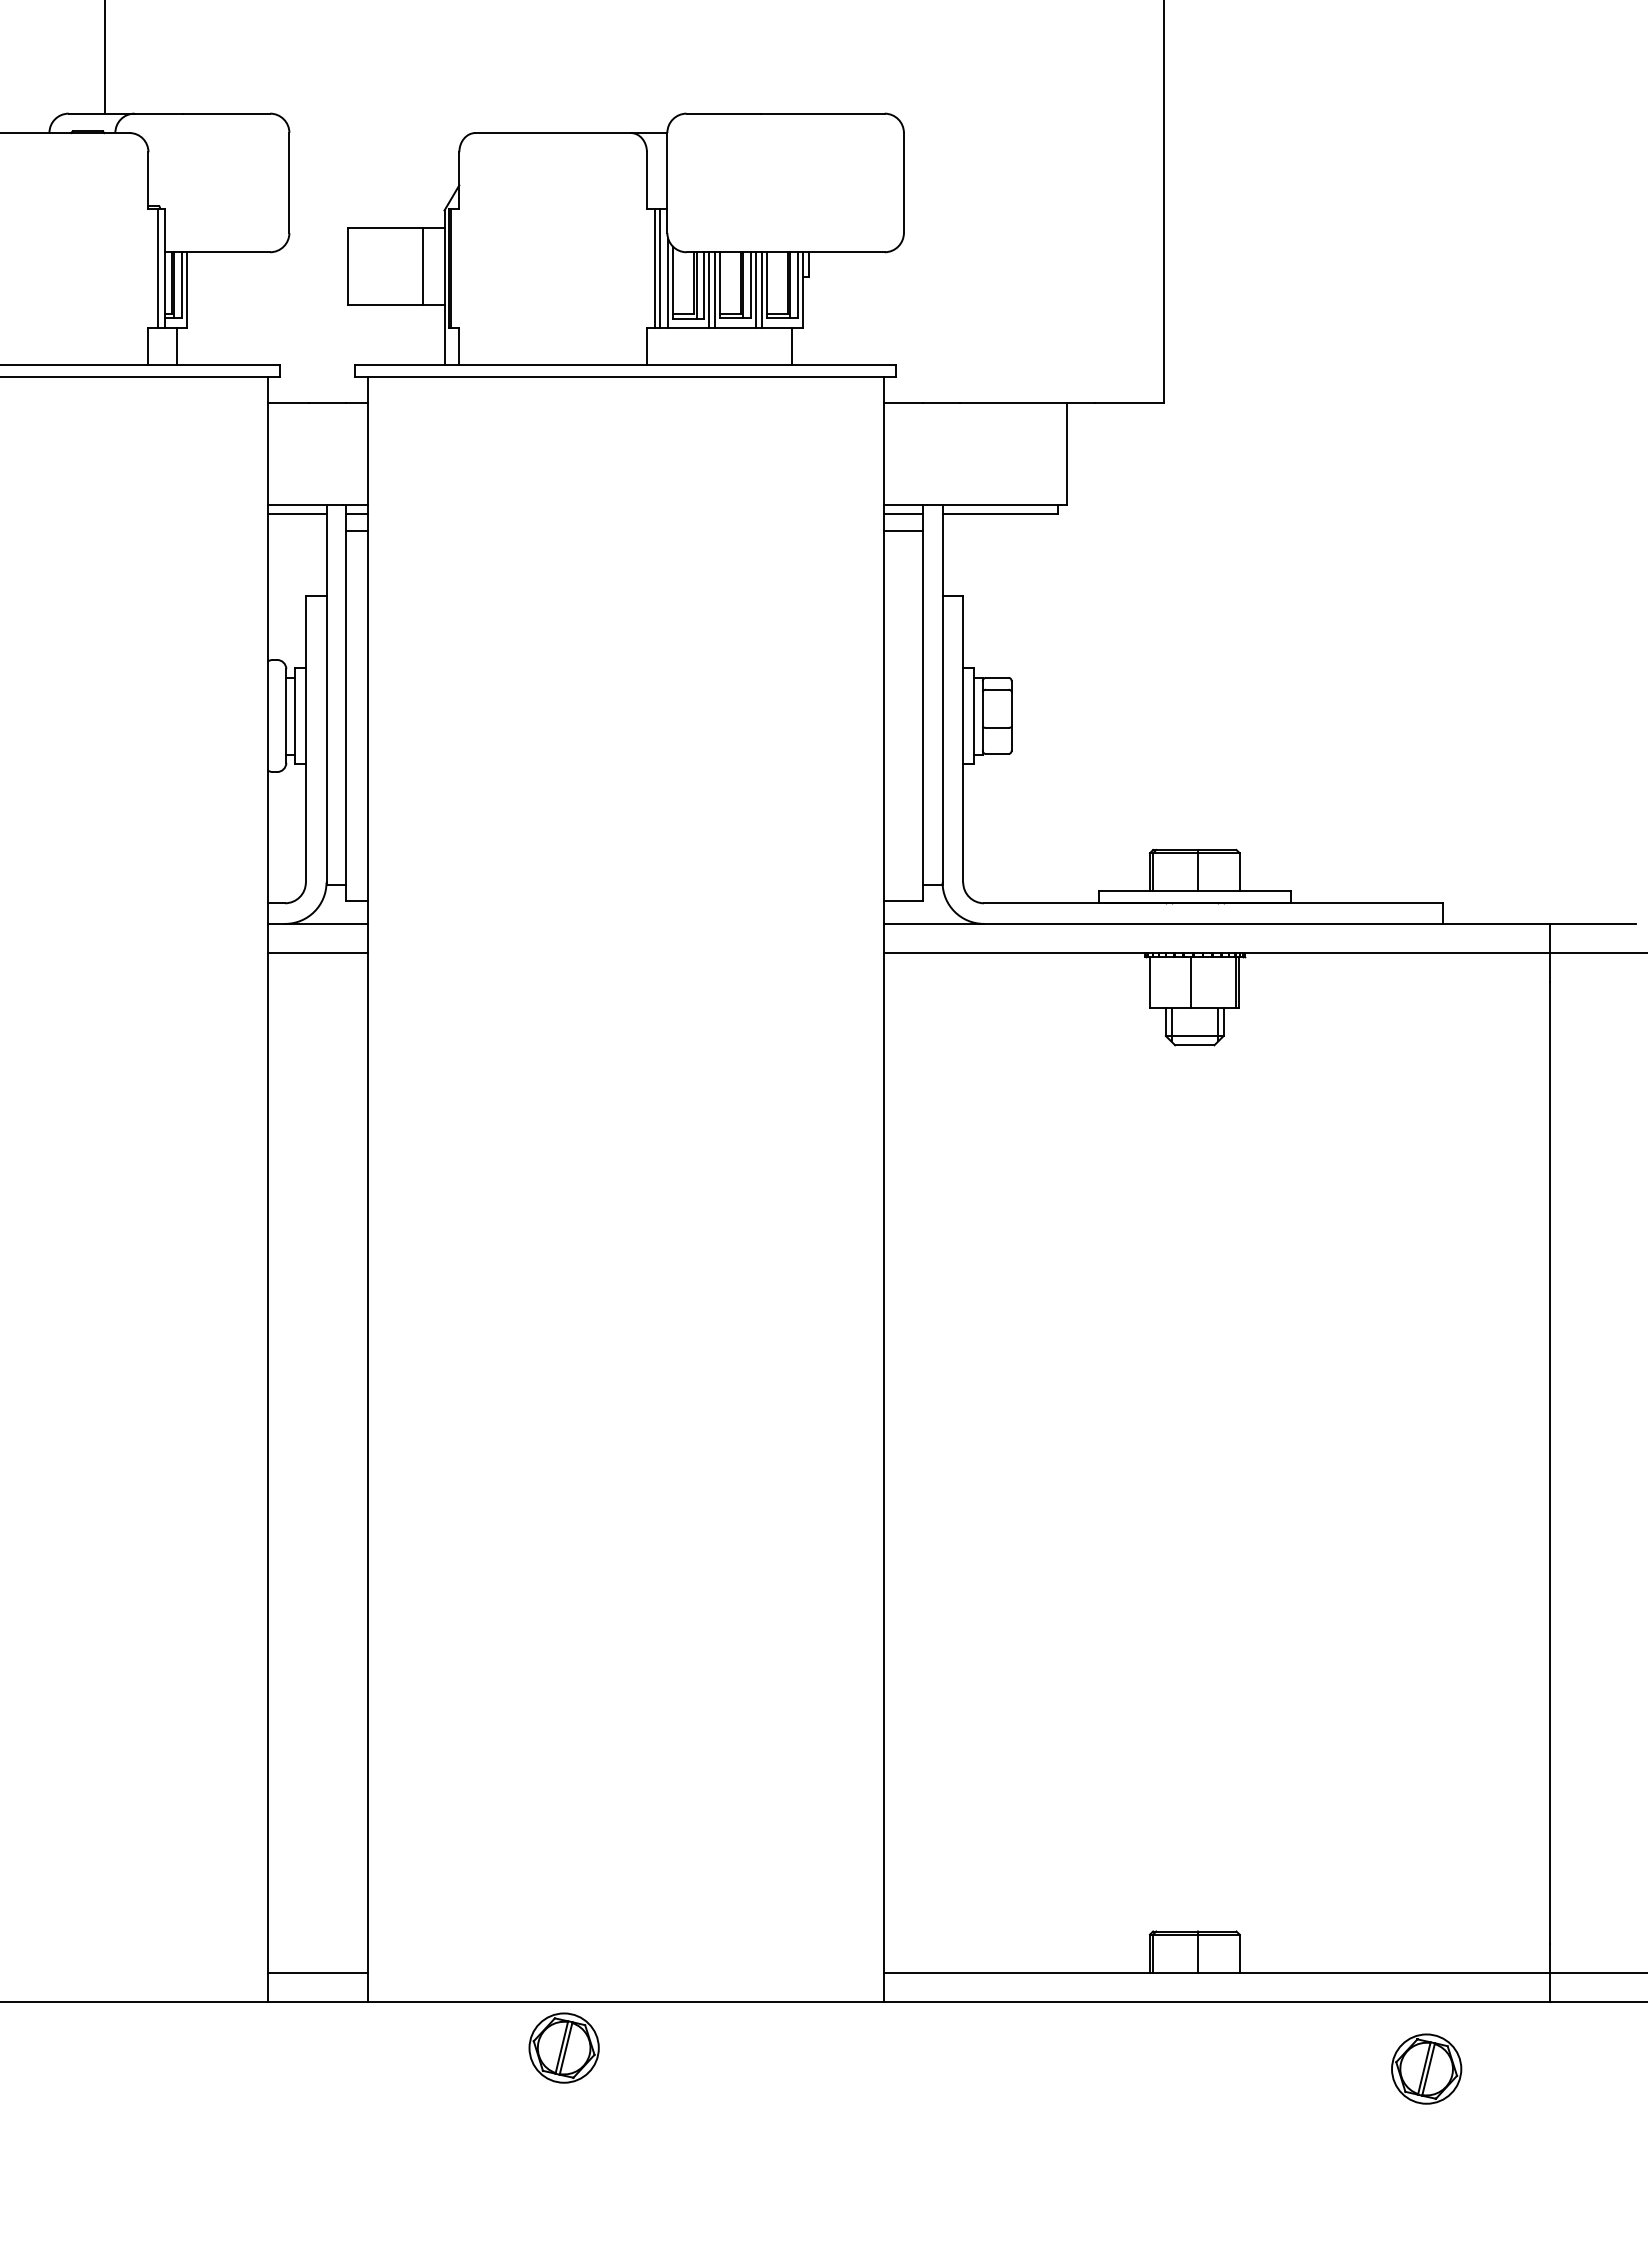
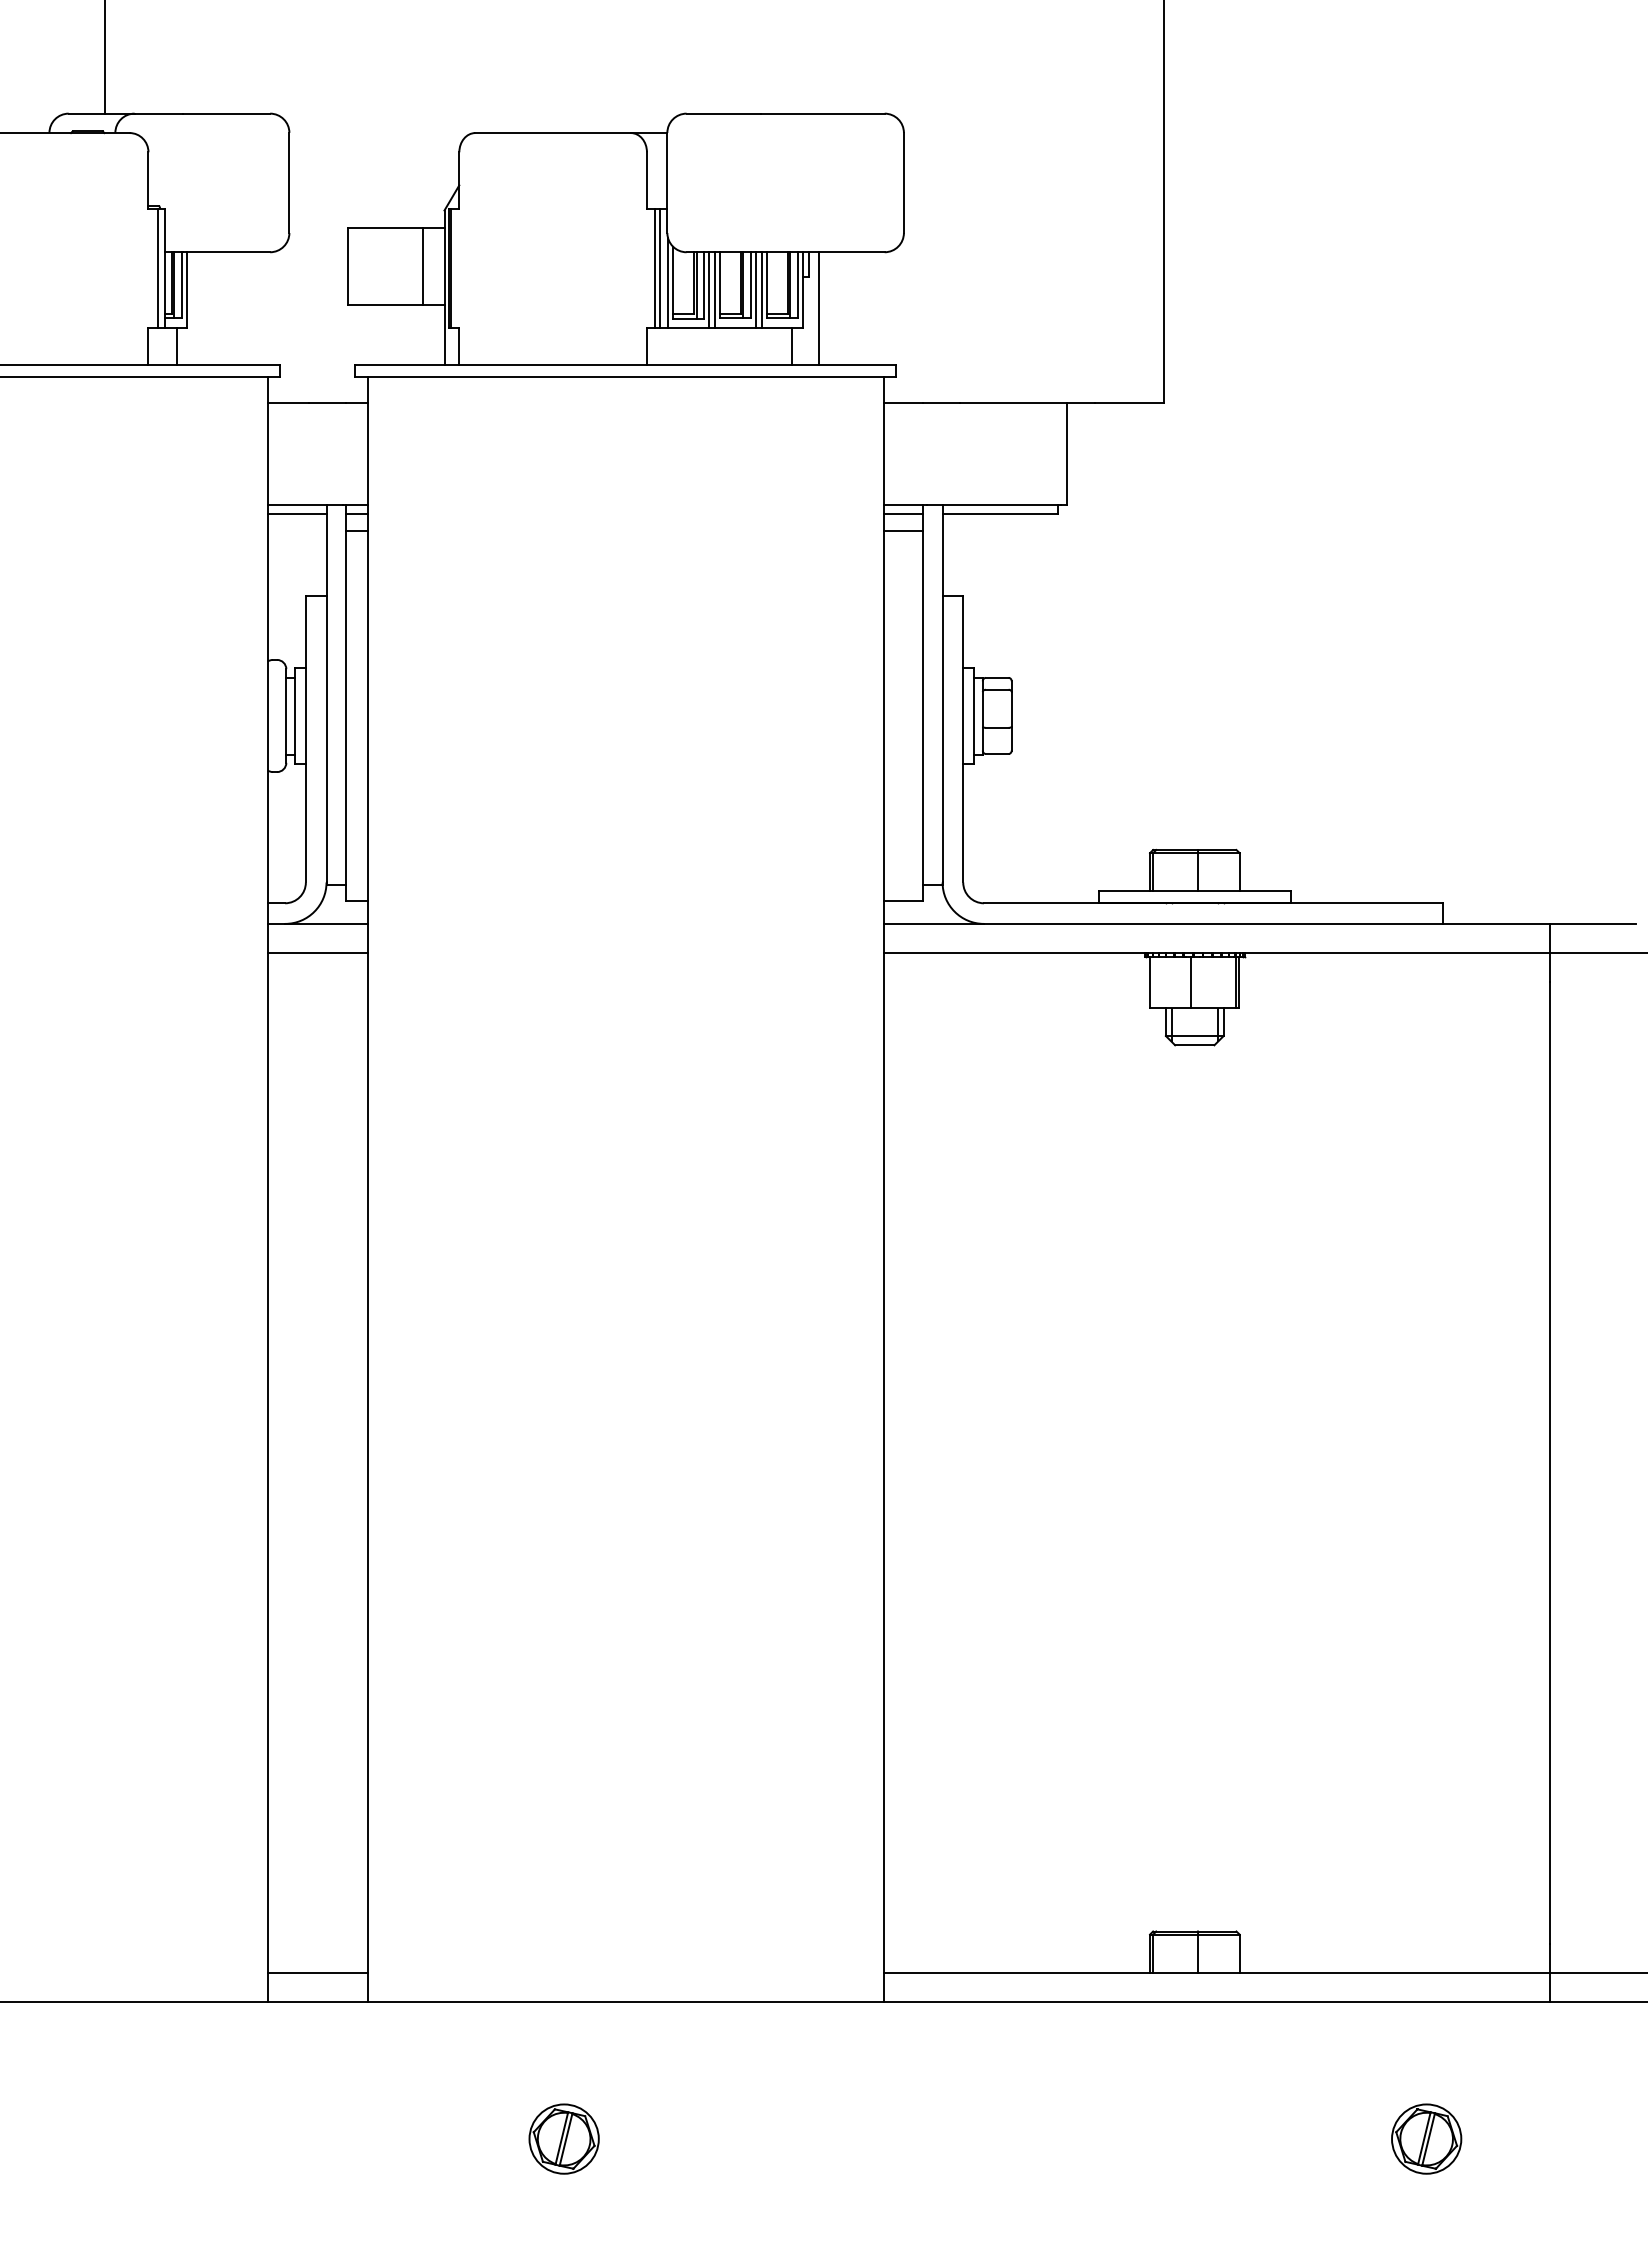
line: none -> present (818, 308)
part position: (563, 2047) -> (563, 2138) (563, 2138)
part position: (1426, 2068) -> (1426, 2138) (1426, 2138)
